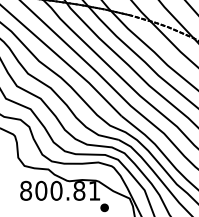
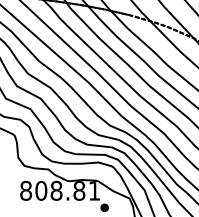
text: 800.81 -> 808.81 (56, 190)
